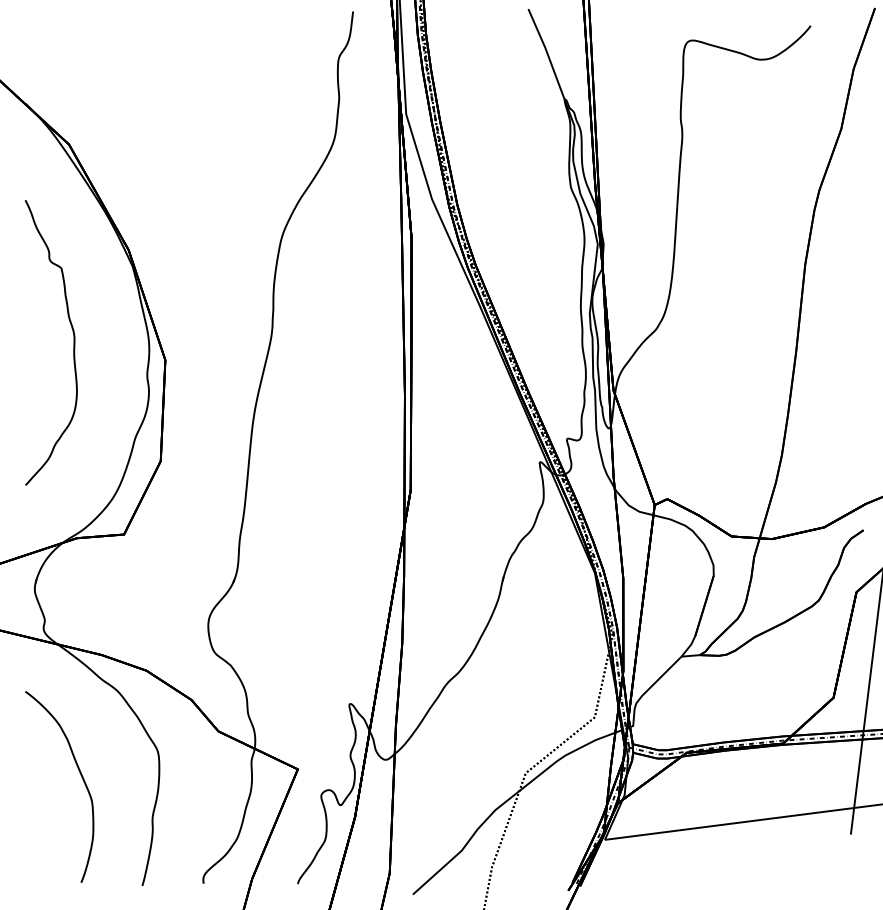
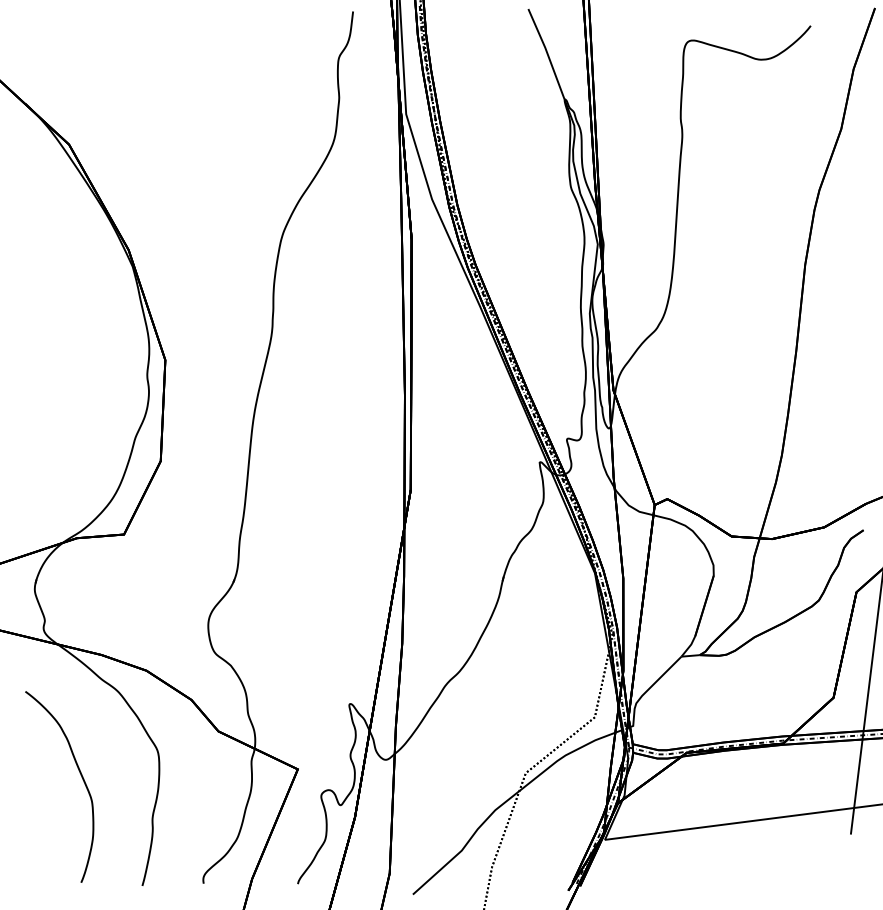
curve: present -> none (73, 342)
